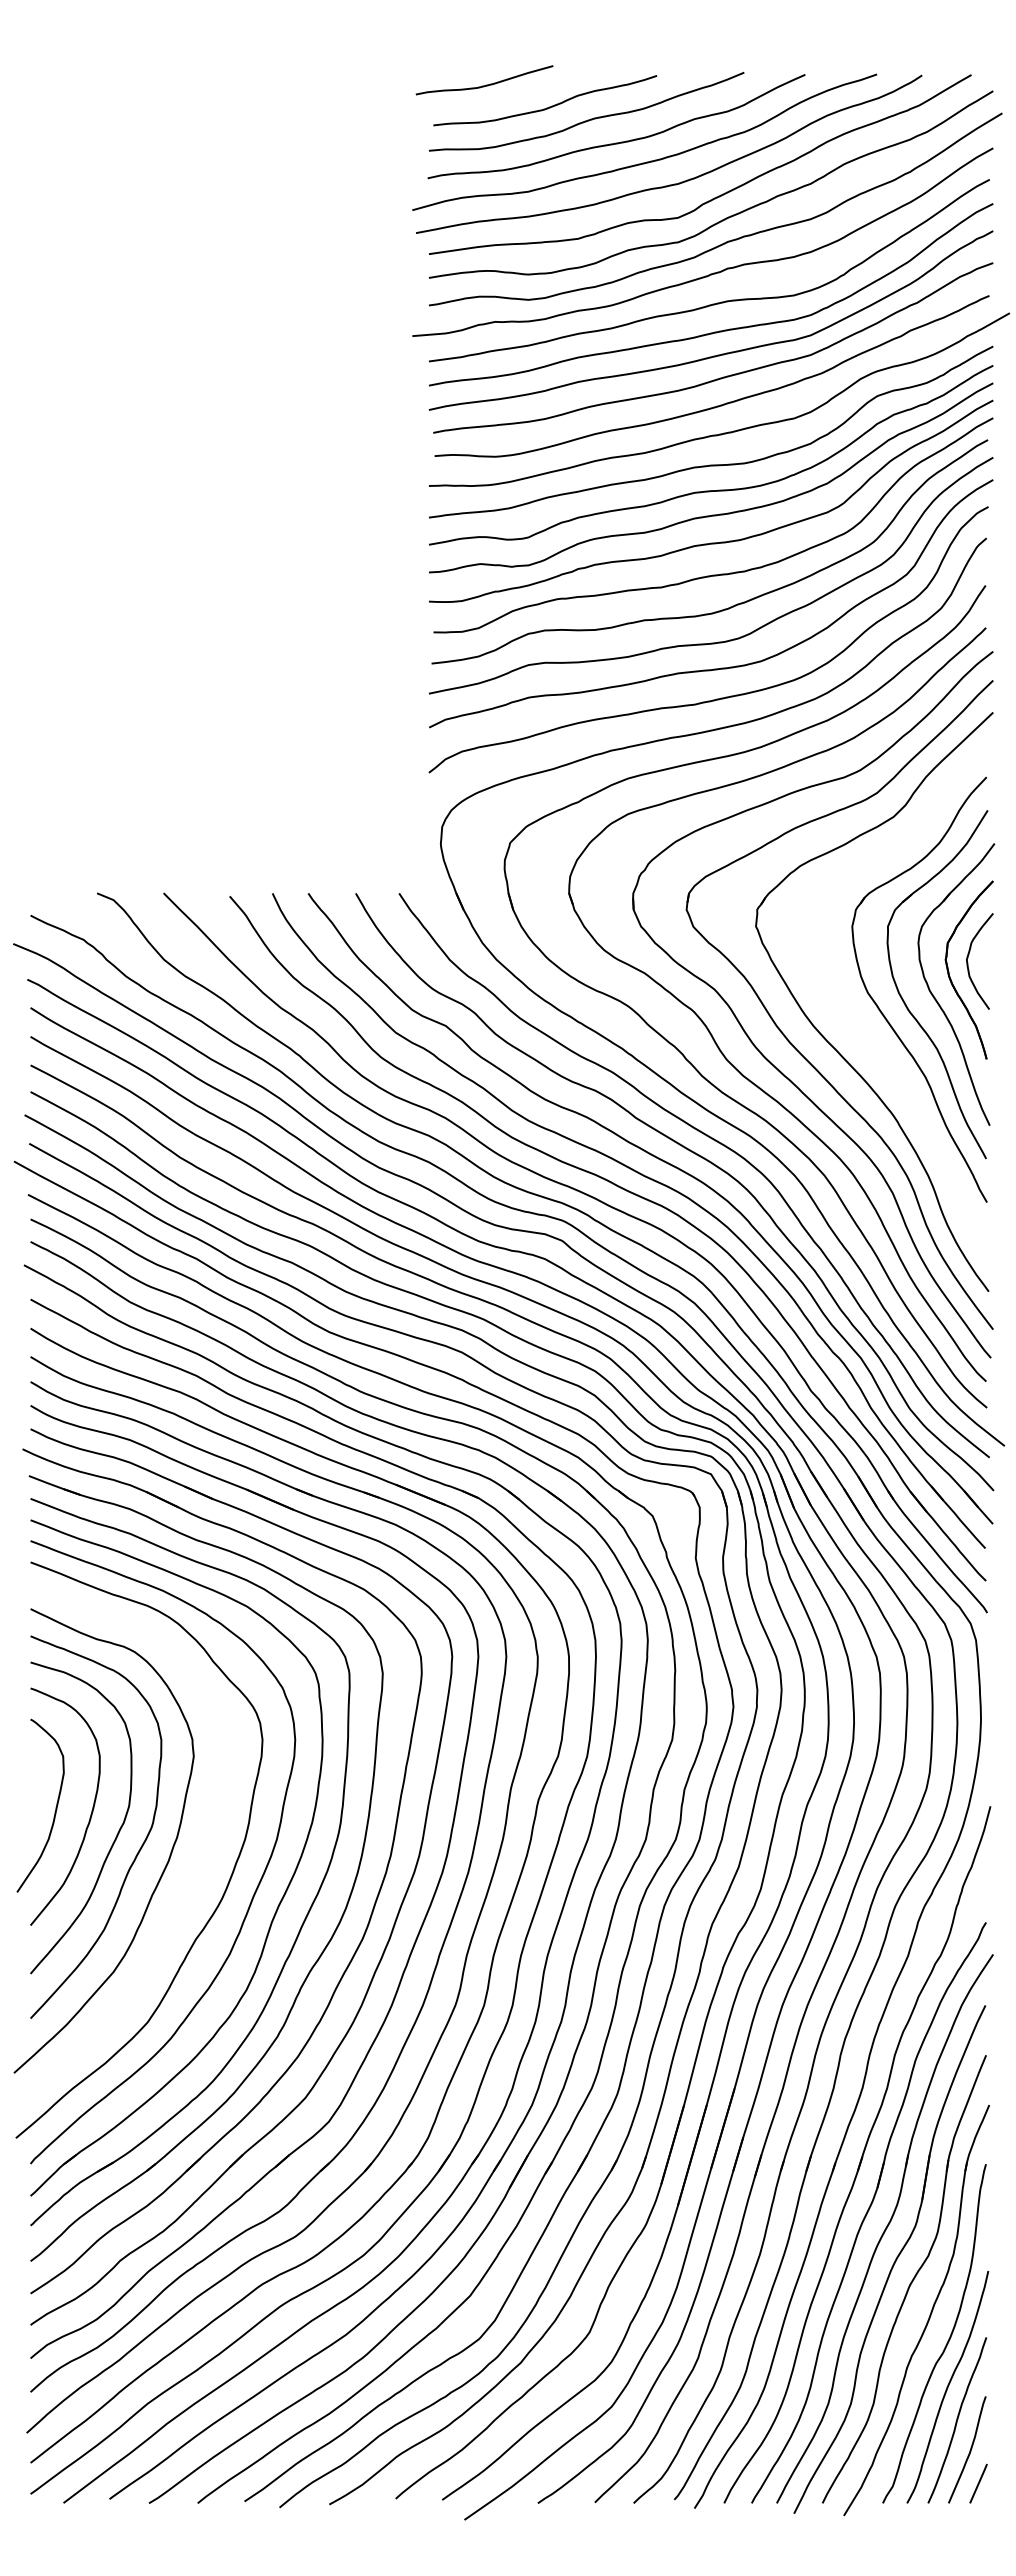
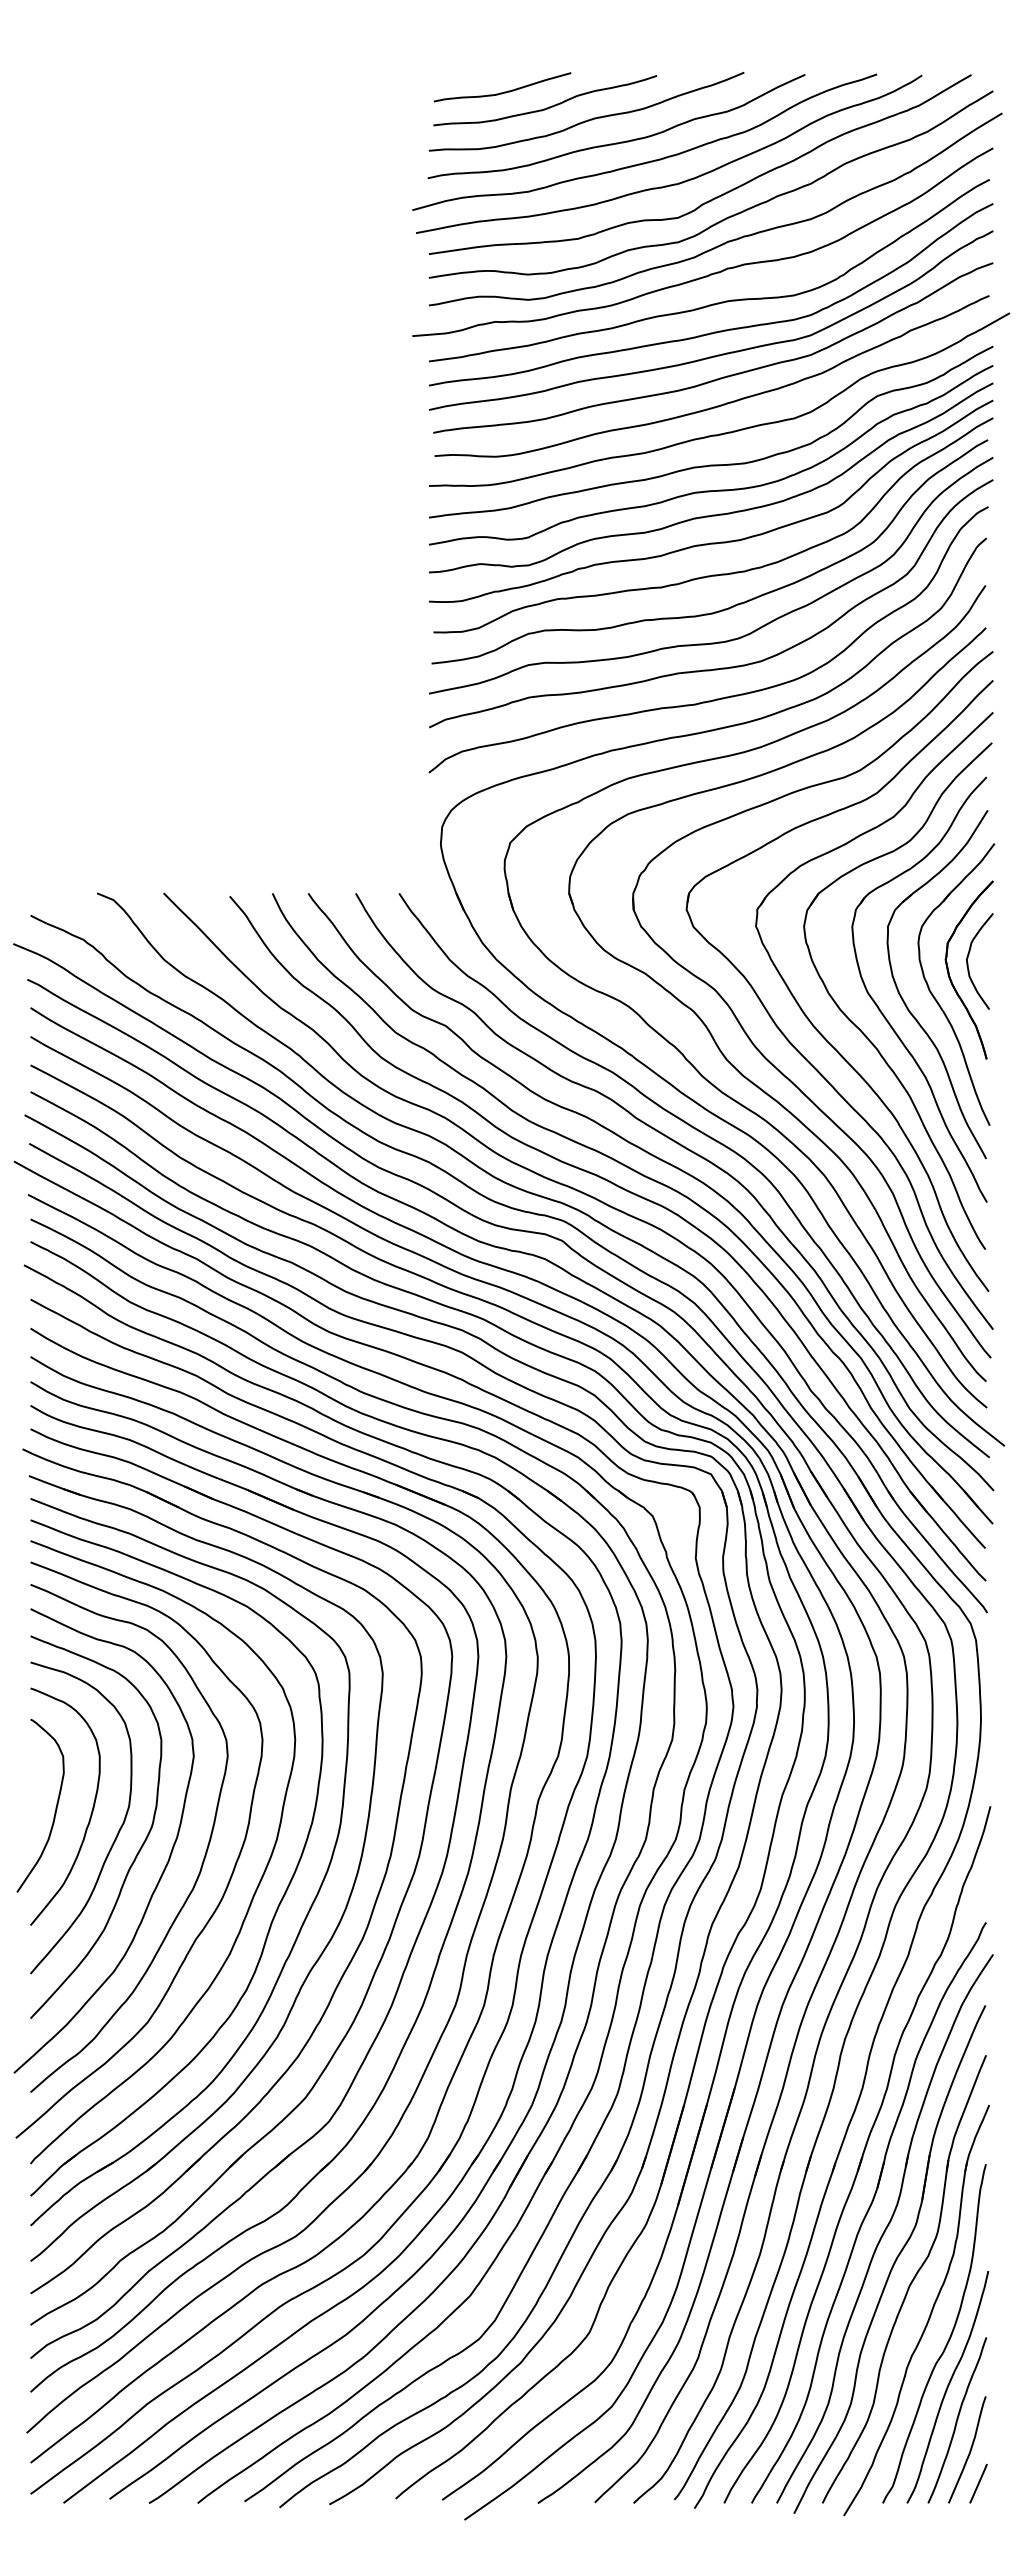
curve position: (486, 84) -> (504, 91) (504, 91)
part: none -> present (861, 1029)
curve: none -> present (201, 1863)
